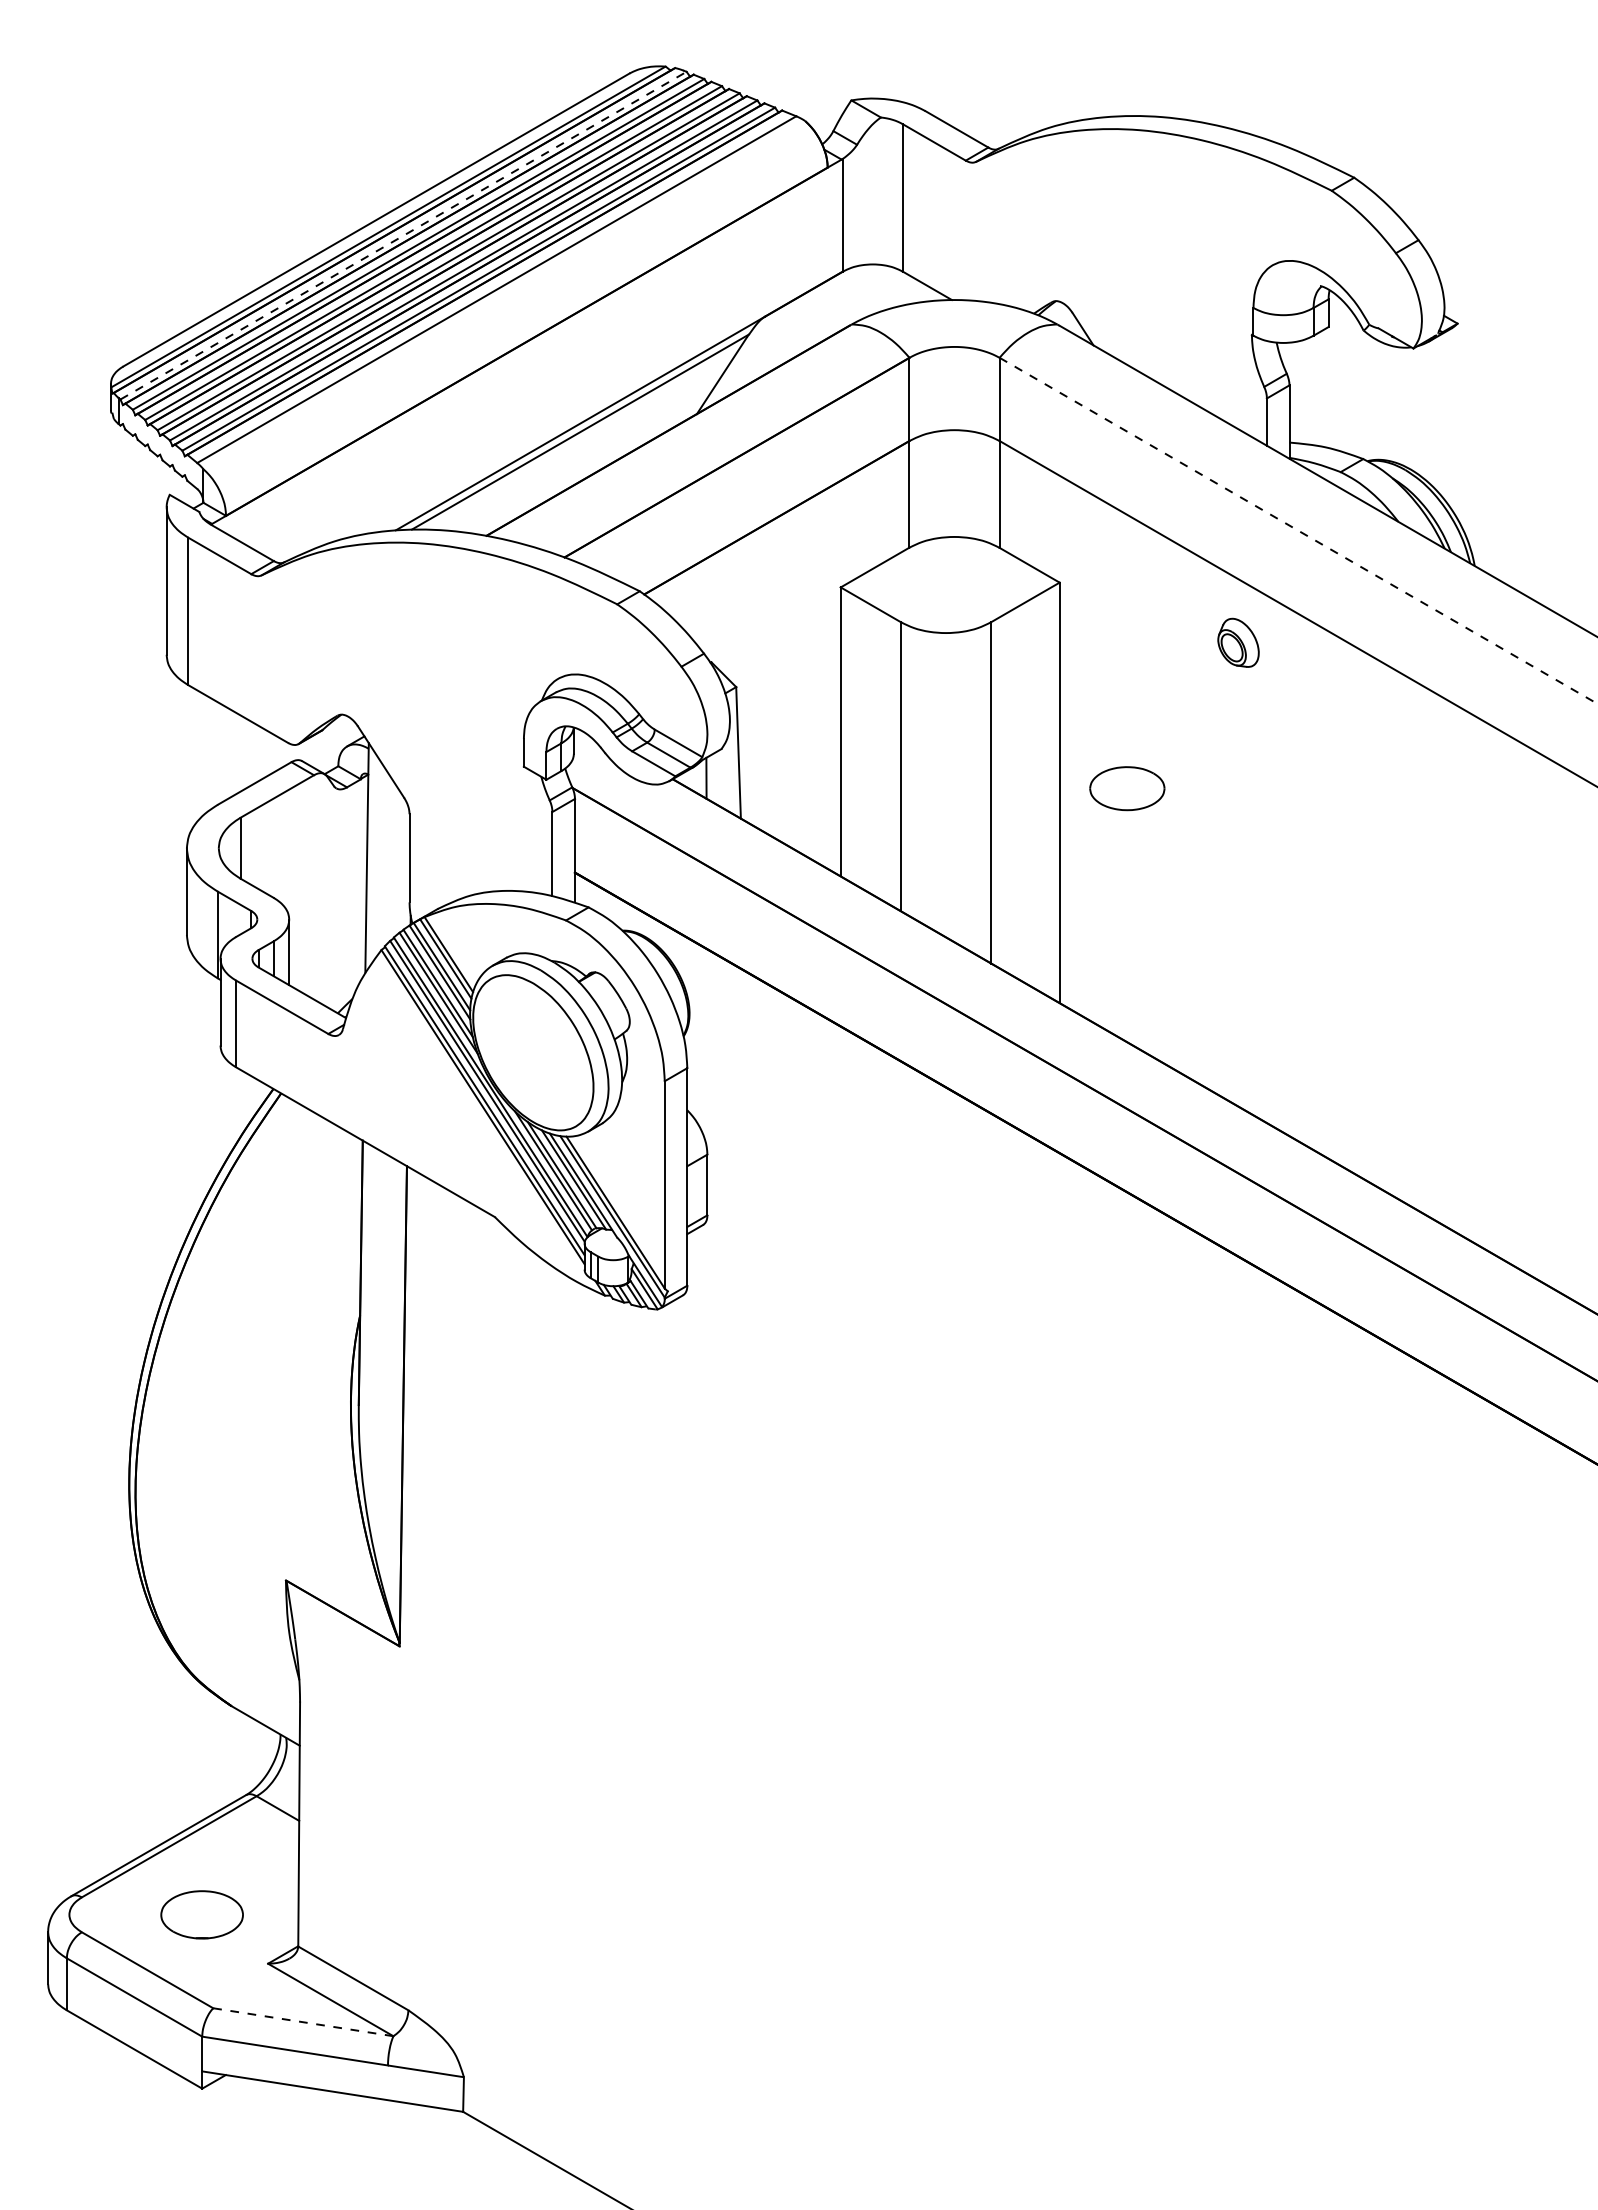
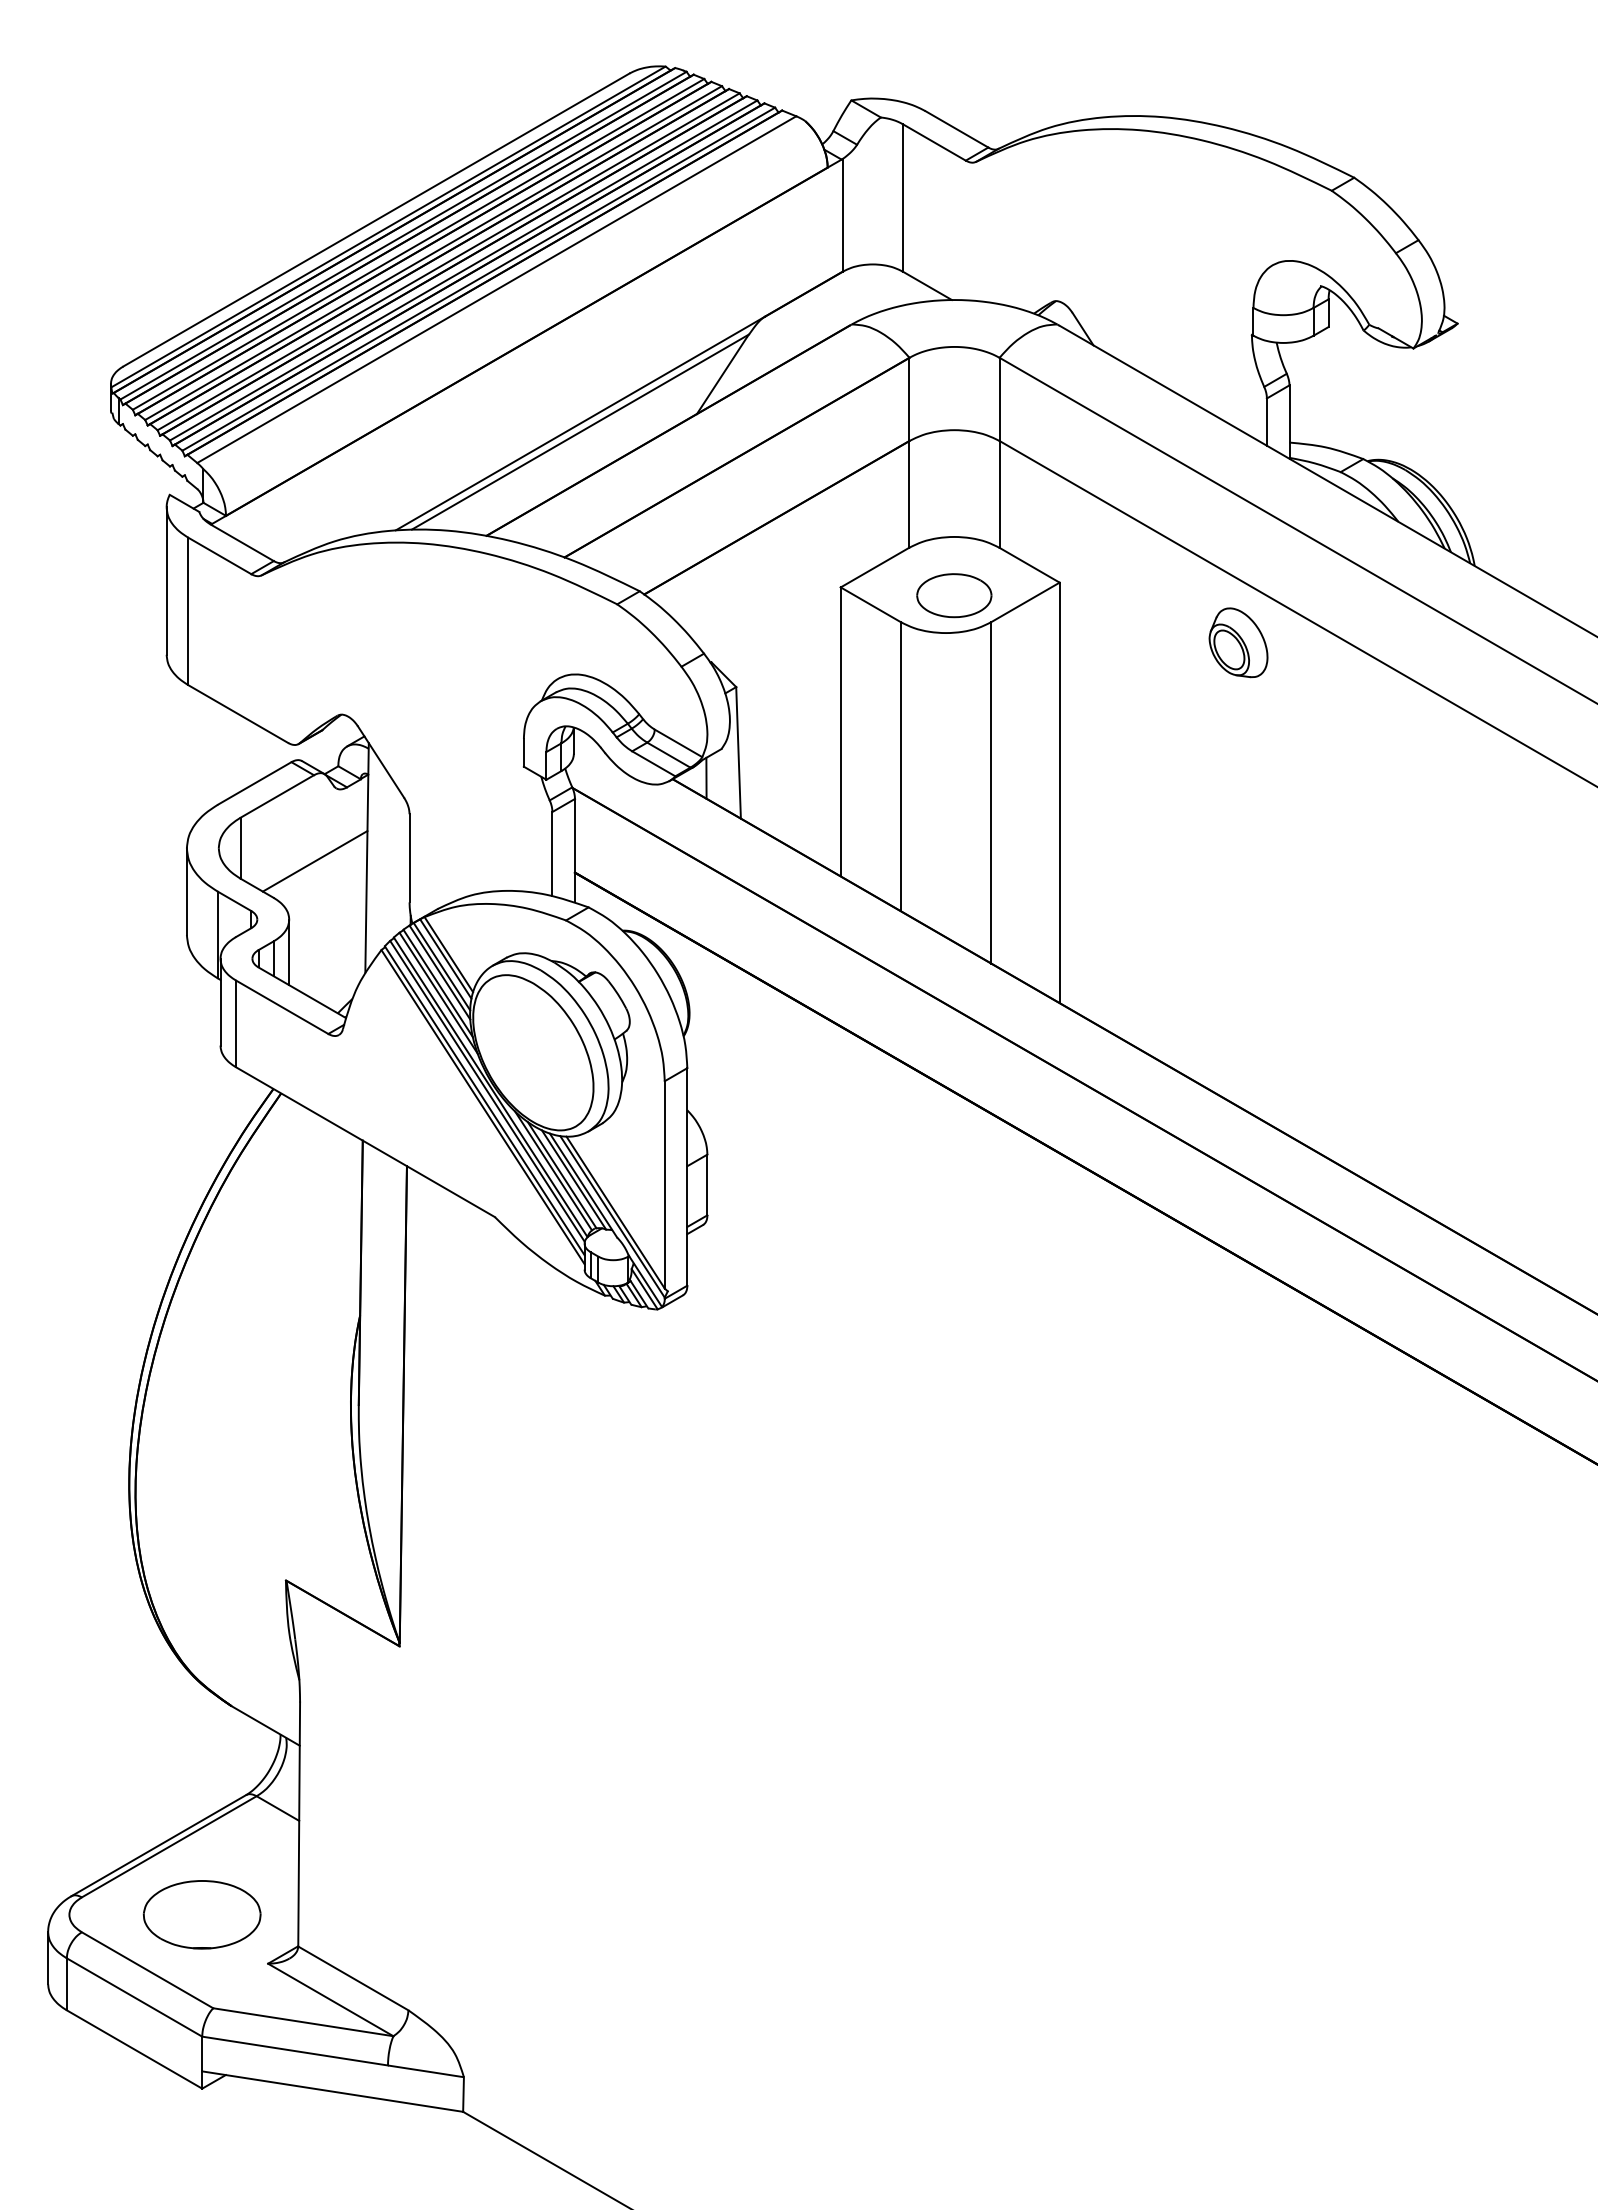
line: dashed -> solid (403, 235)
line: dashed -> solid (1299, 531)
part size: 43x51 px -> 61x72 px (1238, 642)
part position: (1127, 788) -> (954, 595) (954, 595)
line: none -> present (314, 861)
part size: 84x50 px -> 120x70 px (201, 1914)
line: dashed -> solid (302, 2022)
